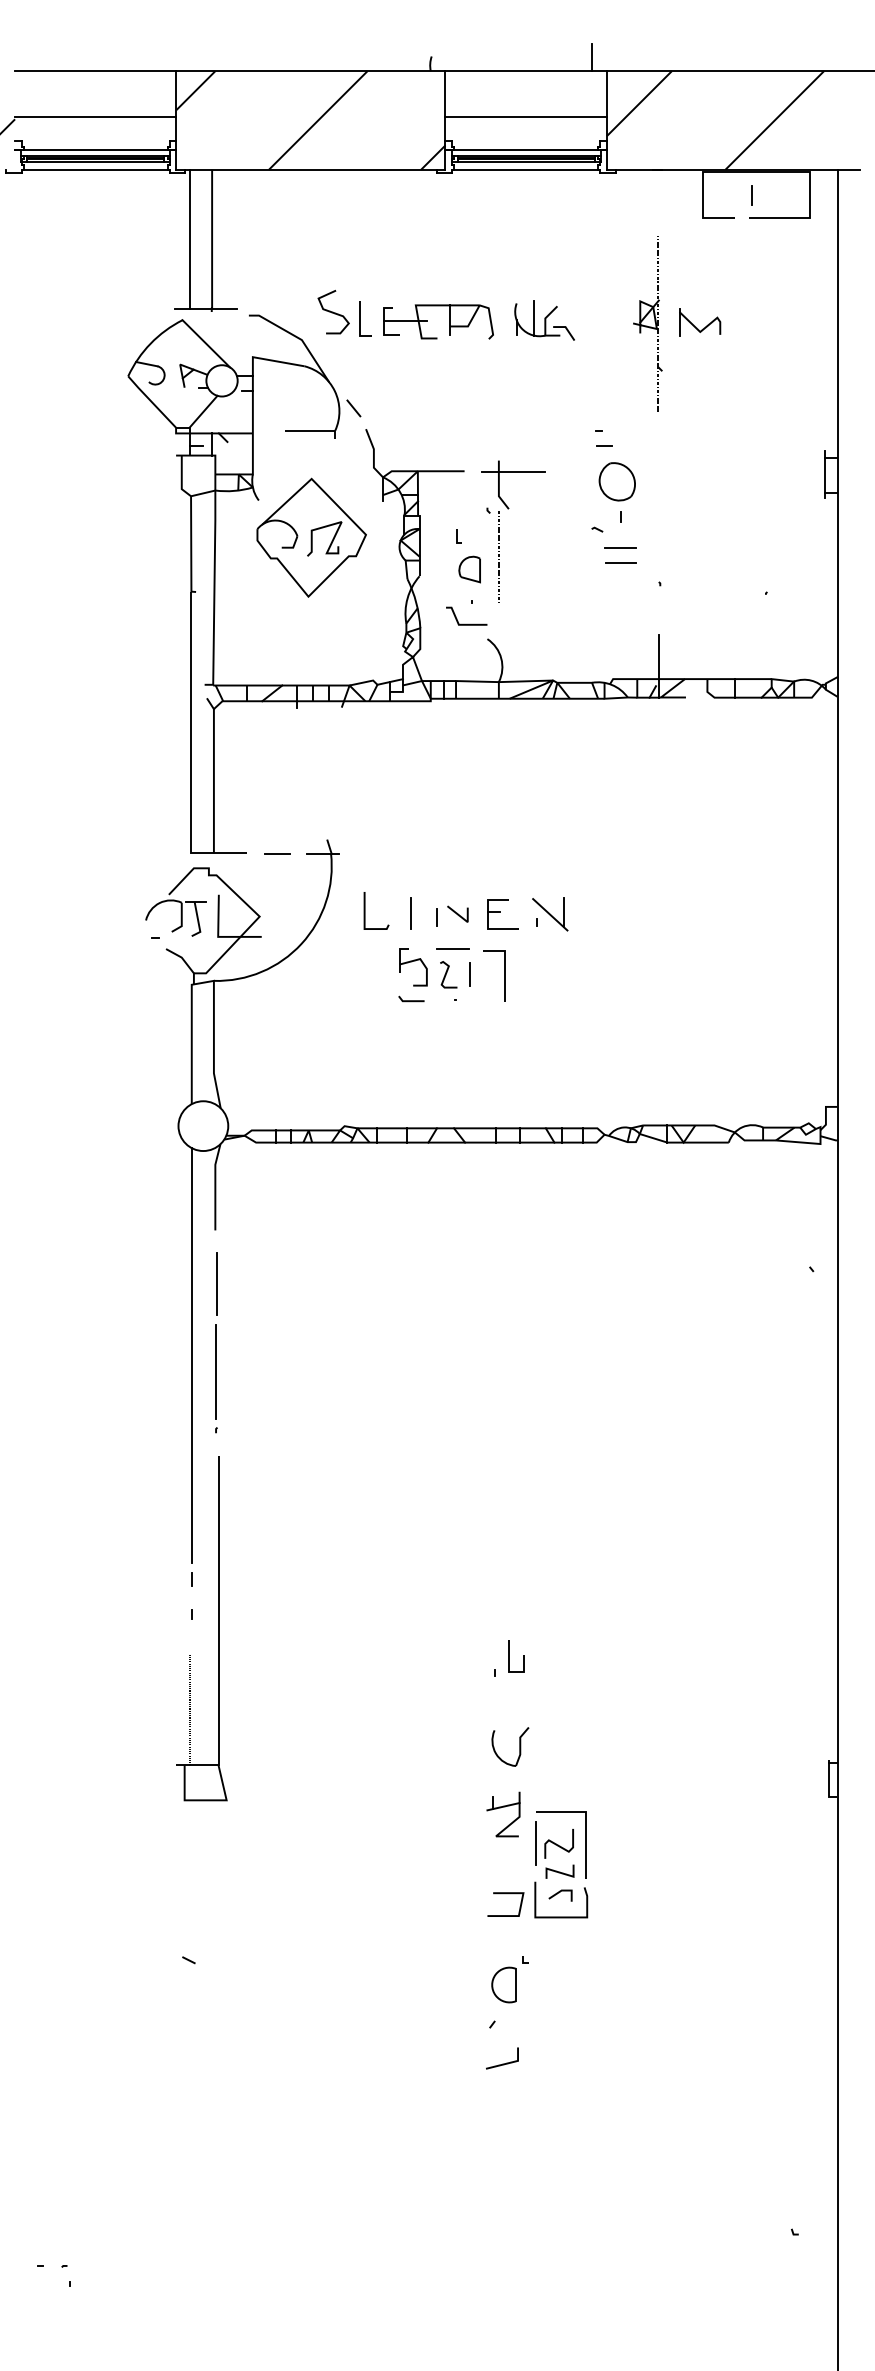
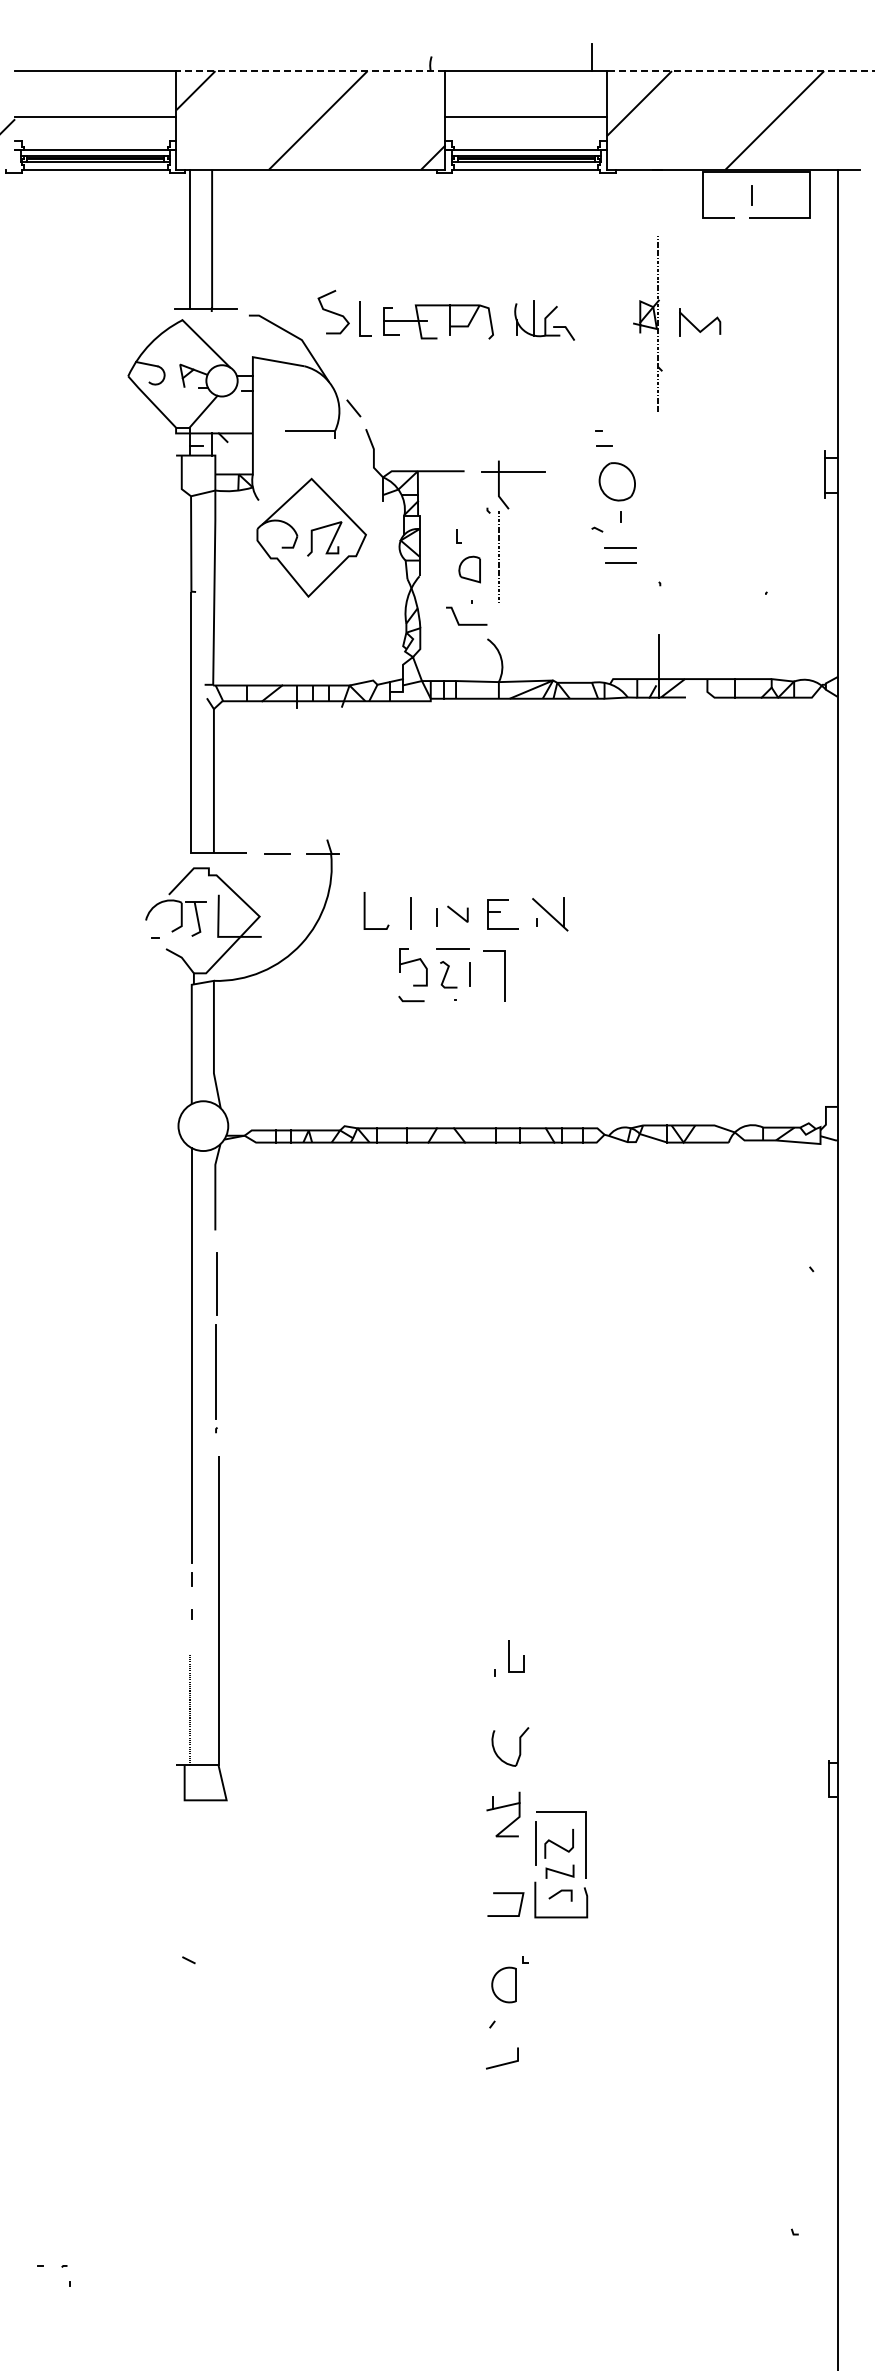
line: solid -> dashed (310, 71)
line: solid -> dashed (740, 71)
